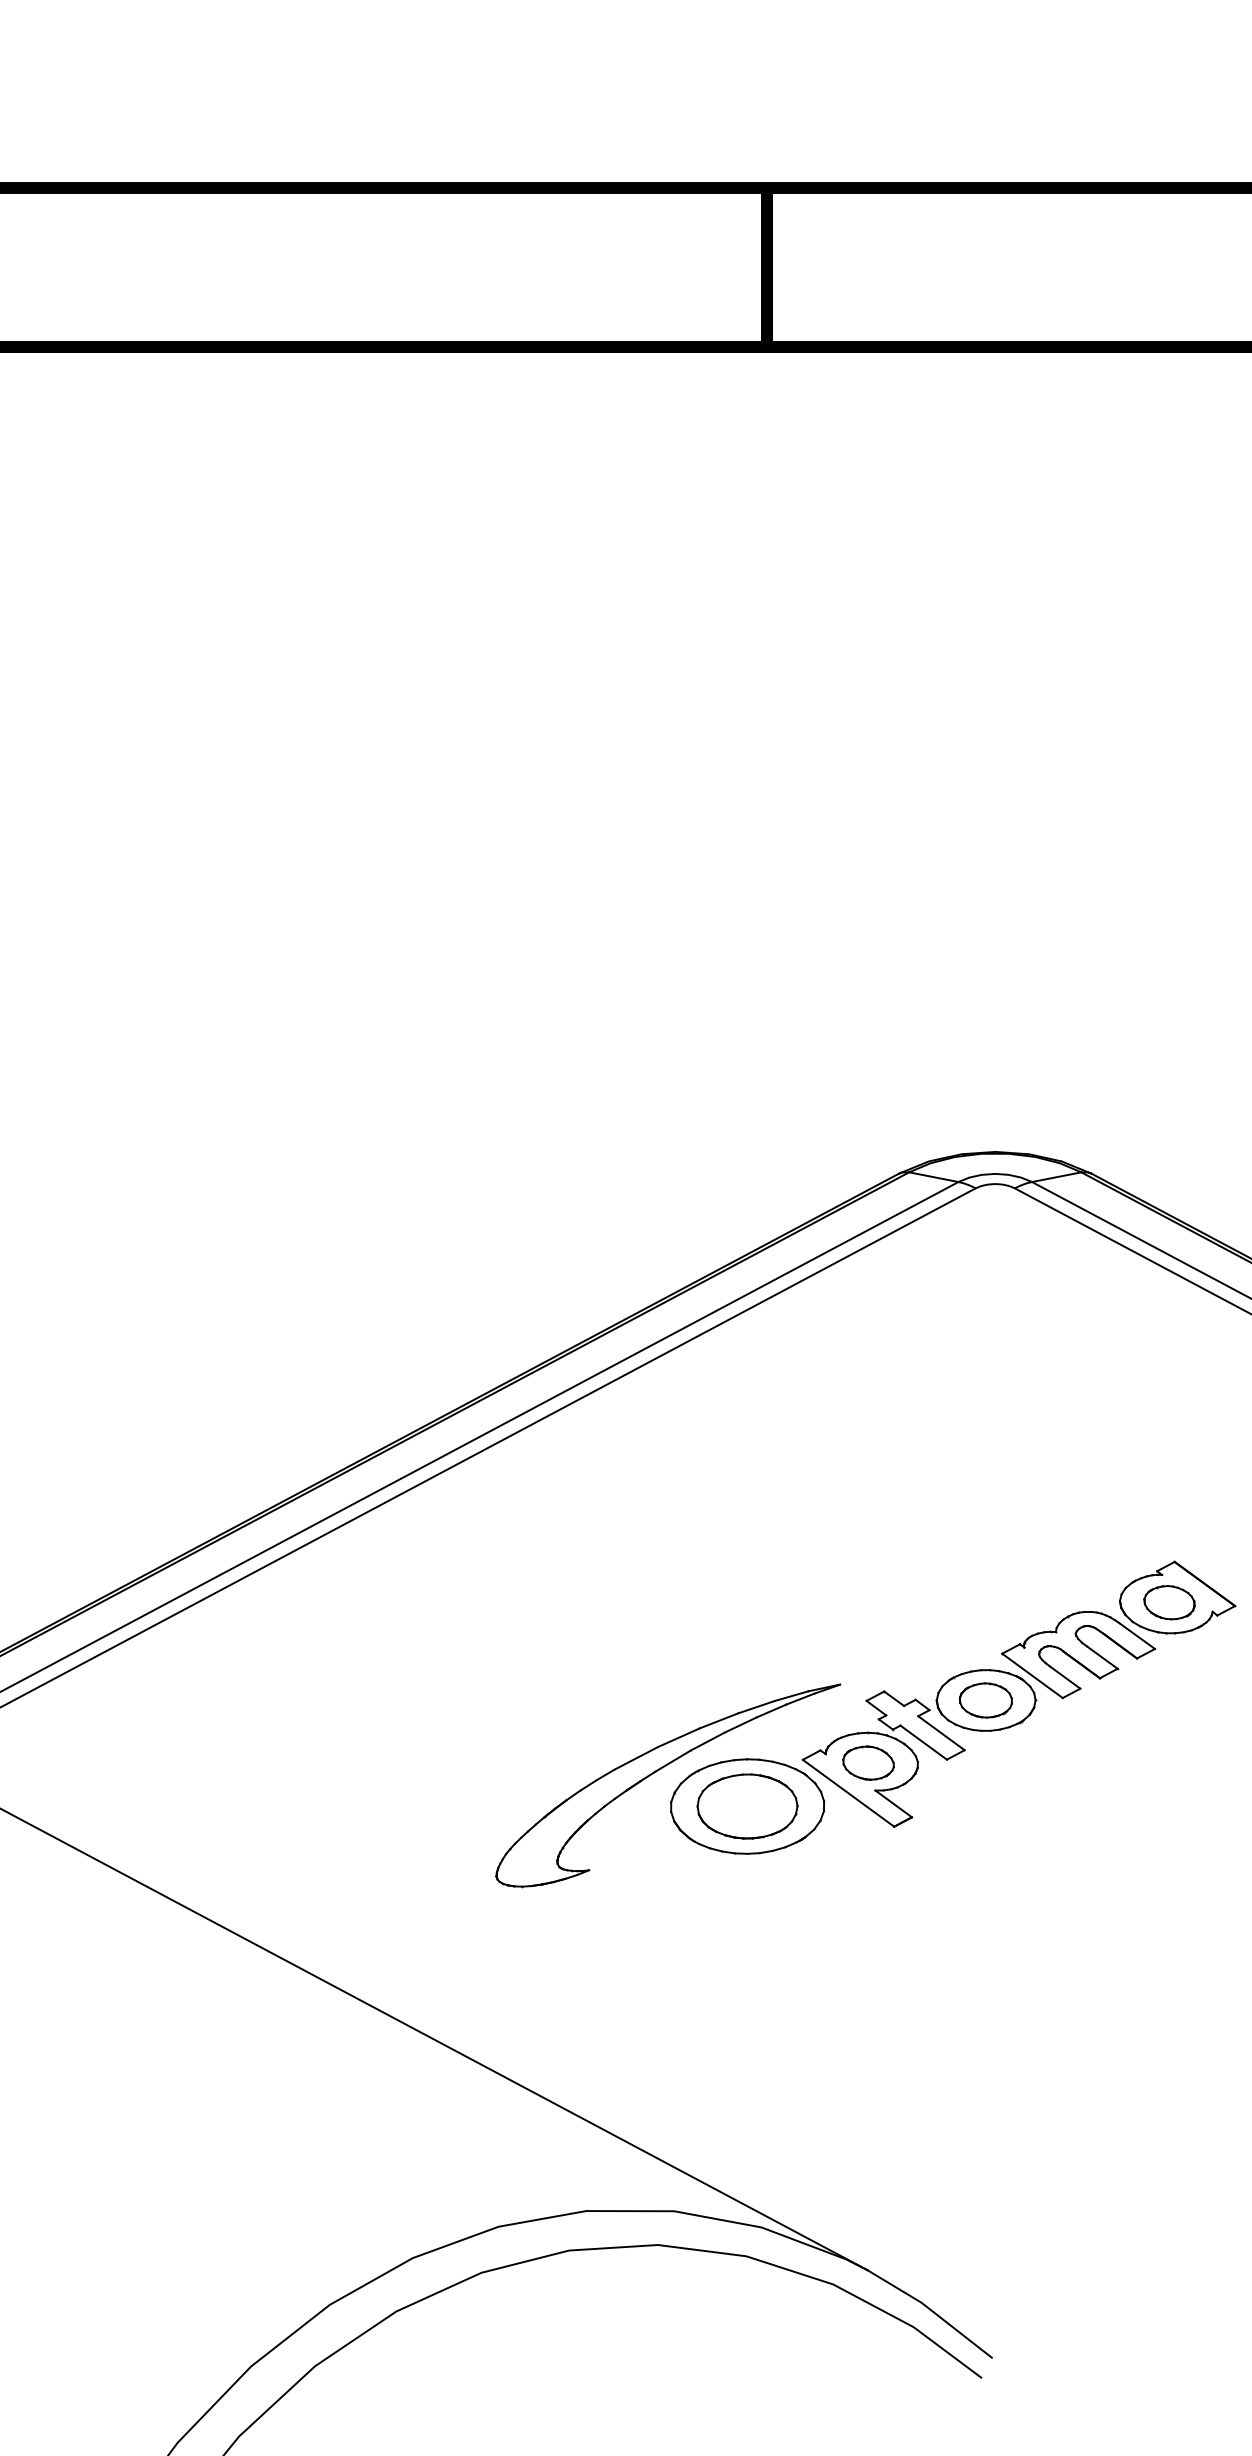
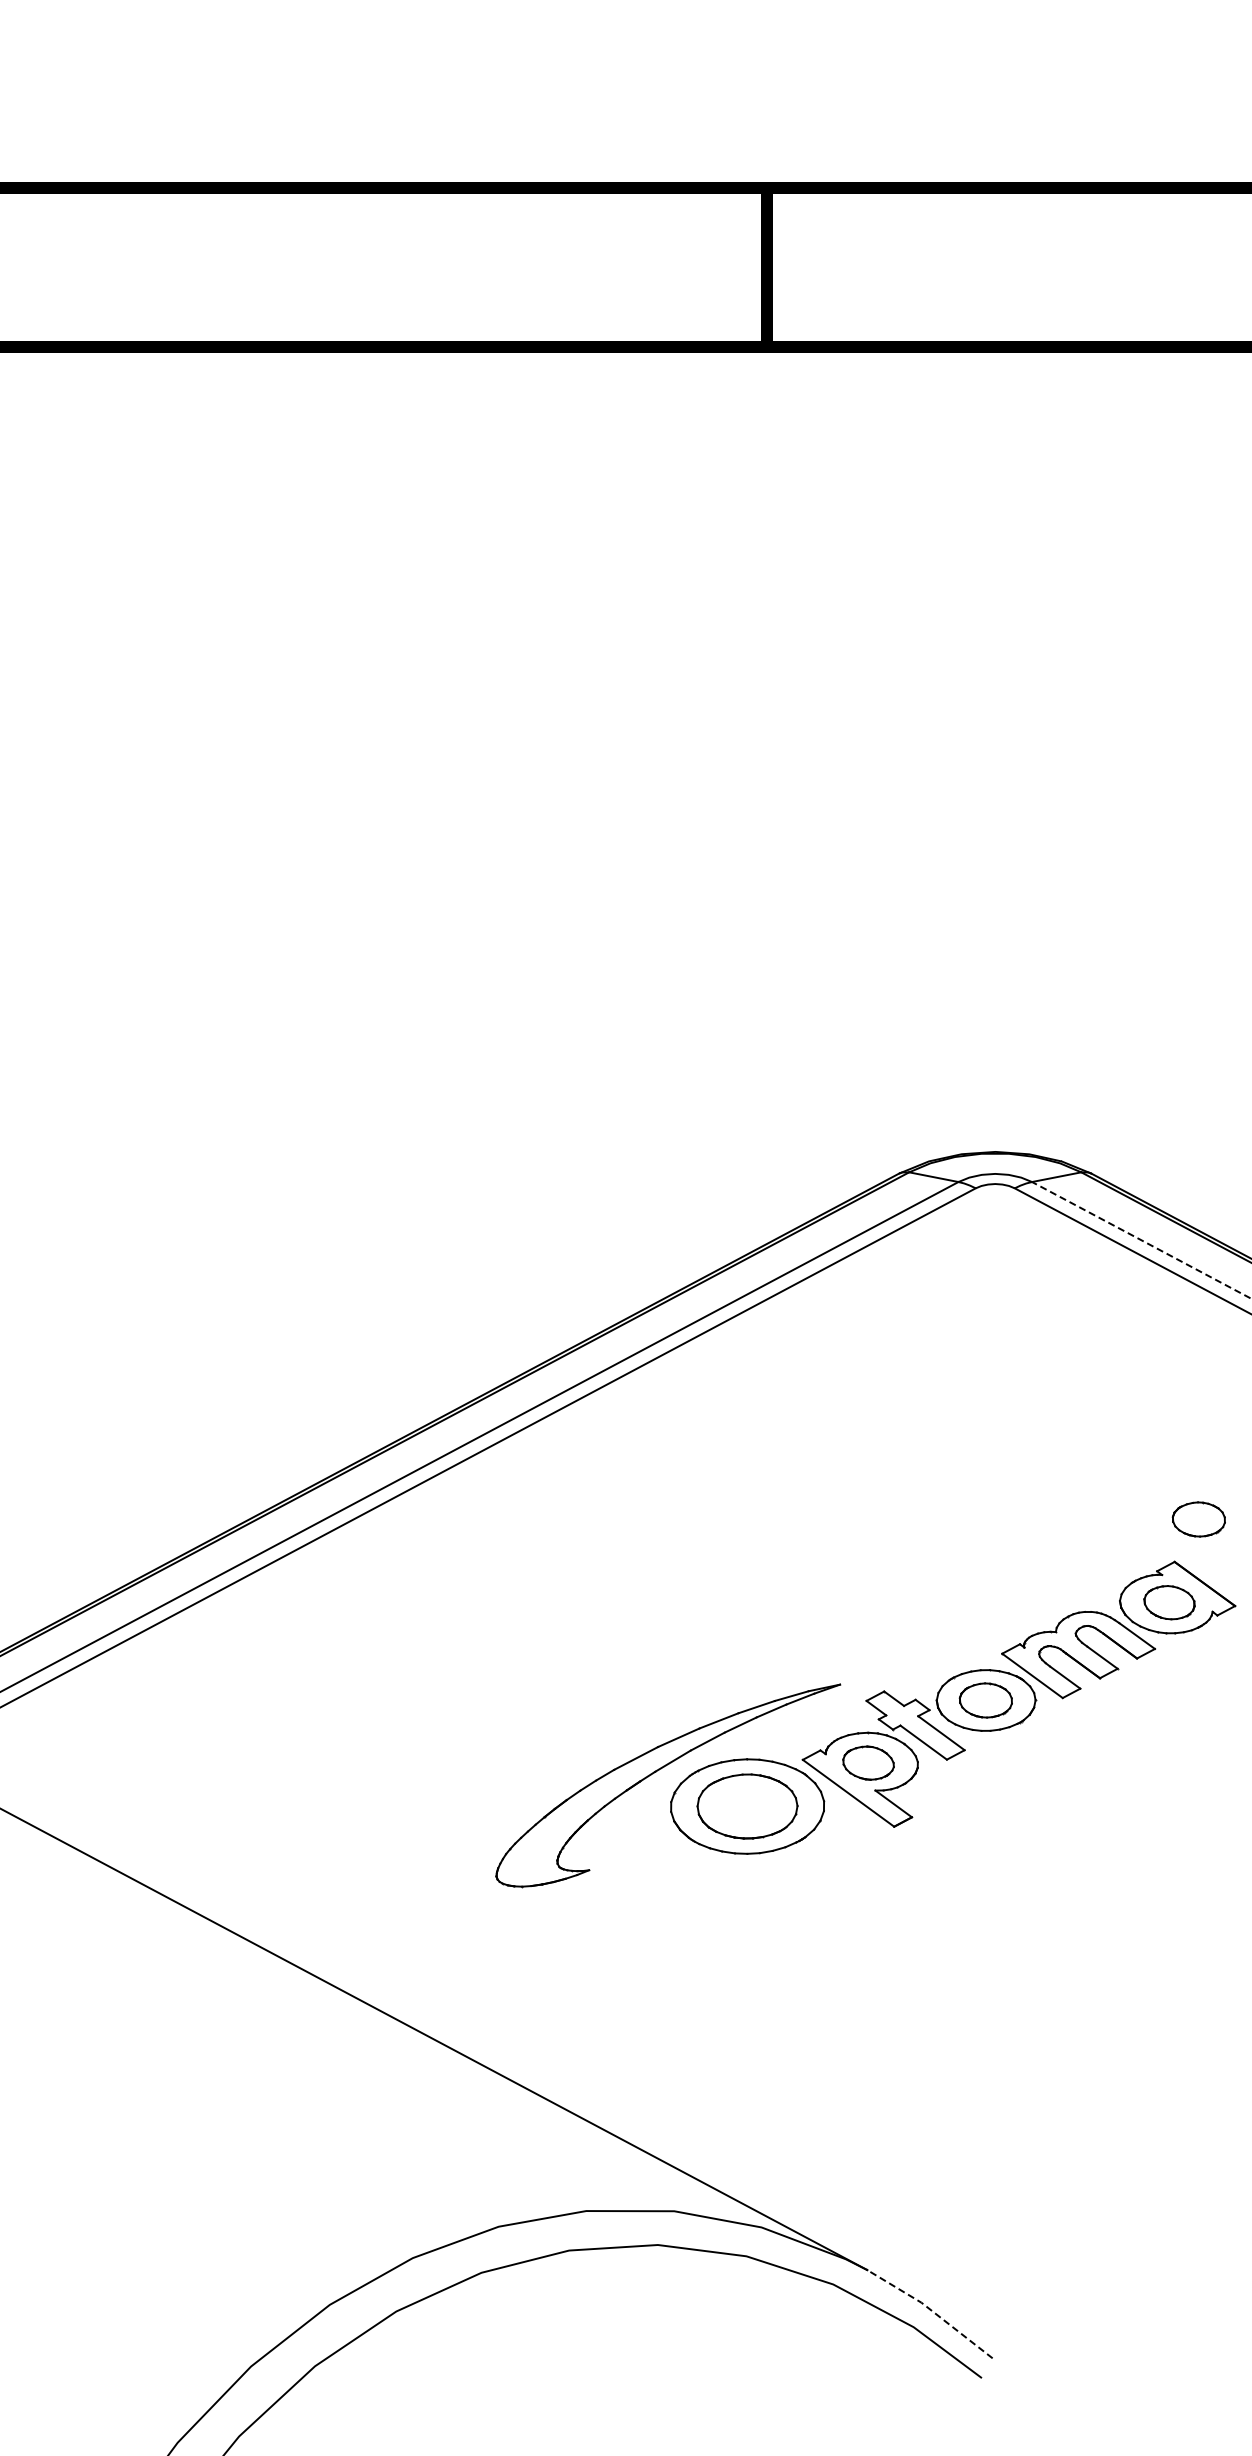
line: solid -> dashed (1141, 1240)
part: none -> present (1198, 1519)
line: solid -> dashed (931, 2310)
